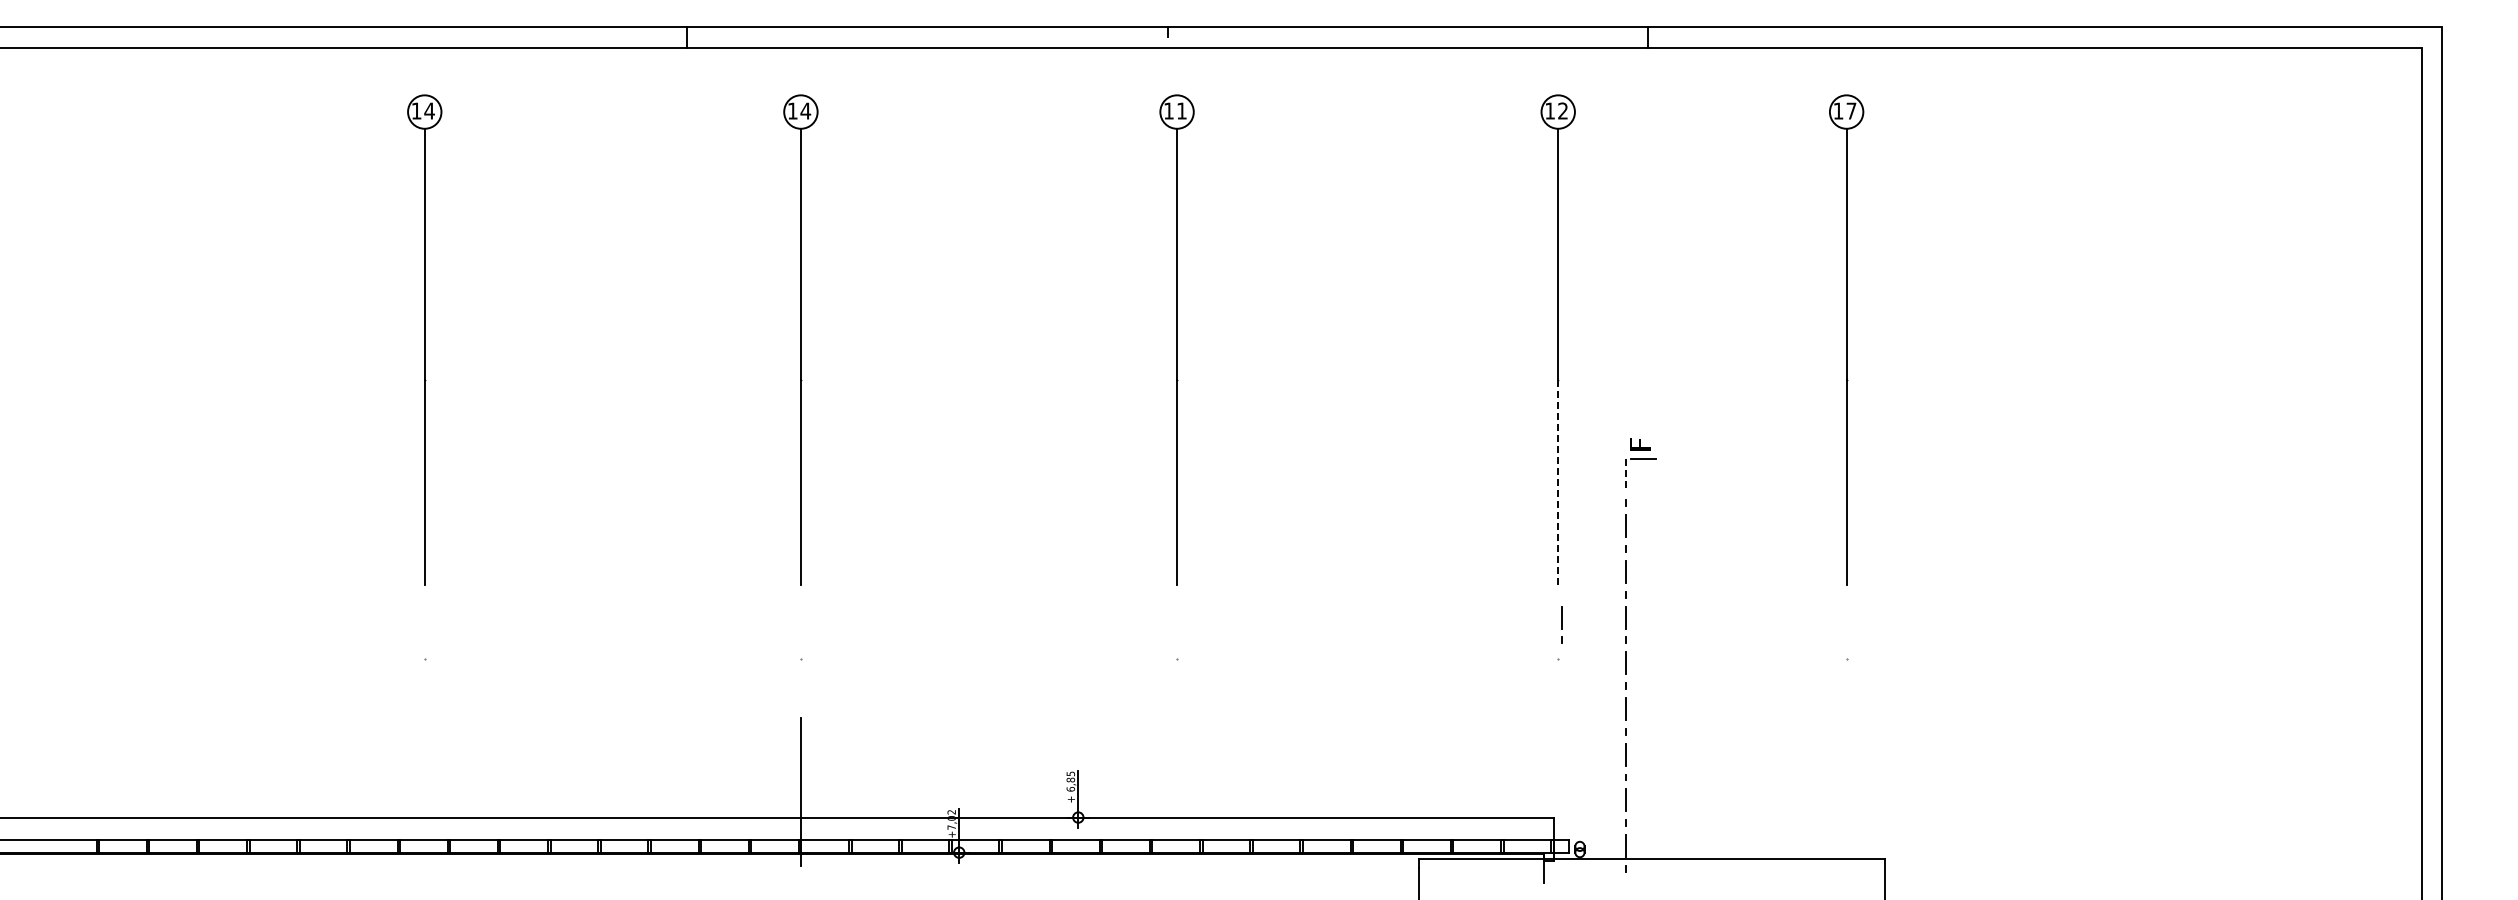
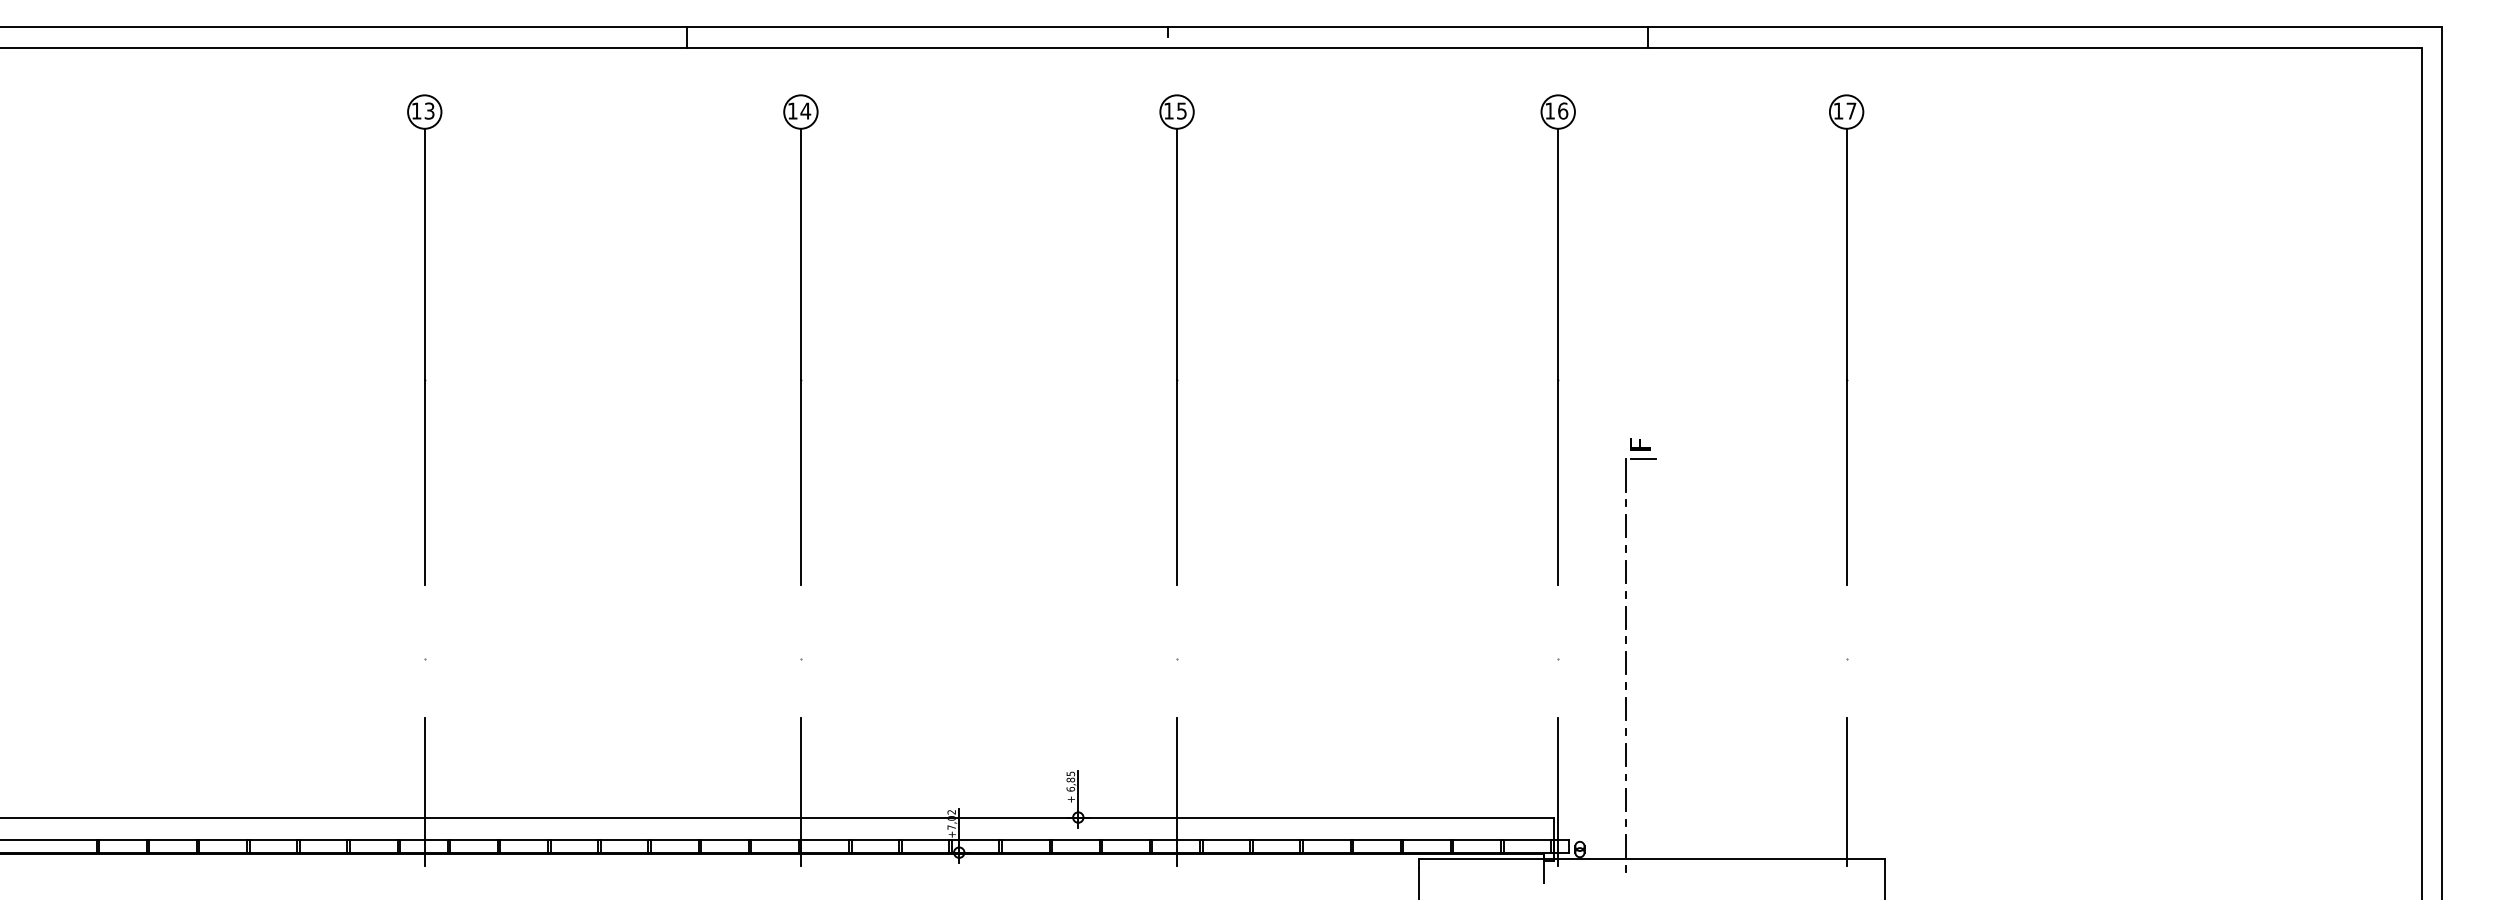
text: 14 -> 13 (429, 110)
text: 11 -> 15 (1181, 110)
text: 12 -> 16 (1563, 110)
line: dashed -> solid (1626, 475)
line: dashed -> solid (1558, 482)
line: present -> none (1561, 624)
line: none -> present (424, 791)
line: none -> present (1177, 791)
line: none -> present (1558, 791)
line: none -> present (1846, 791)
